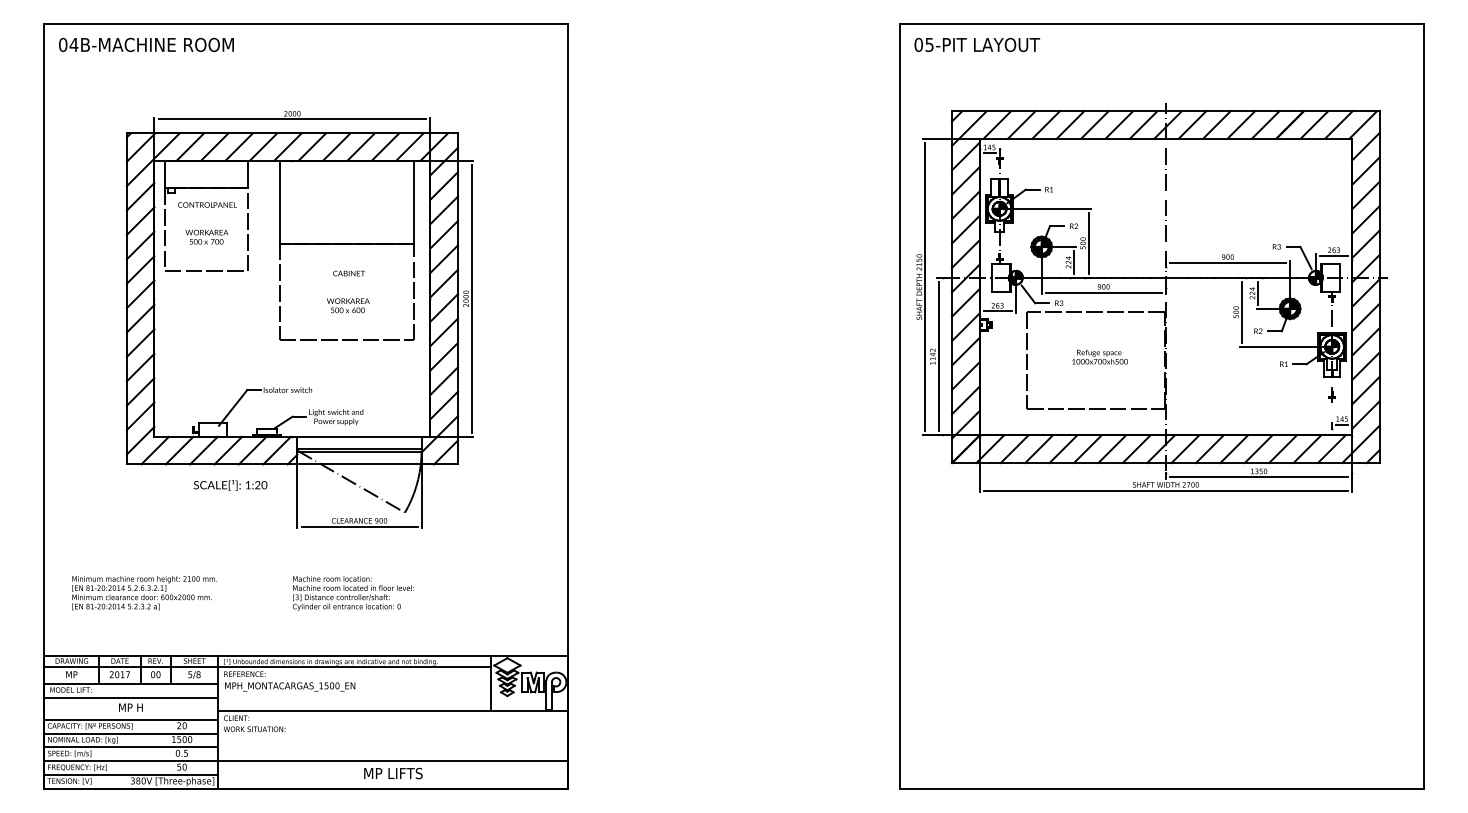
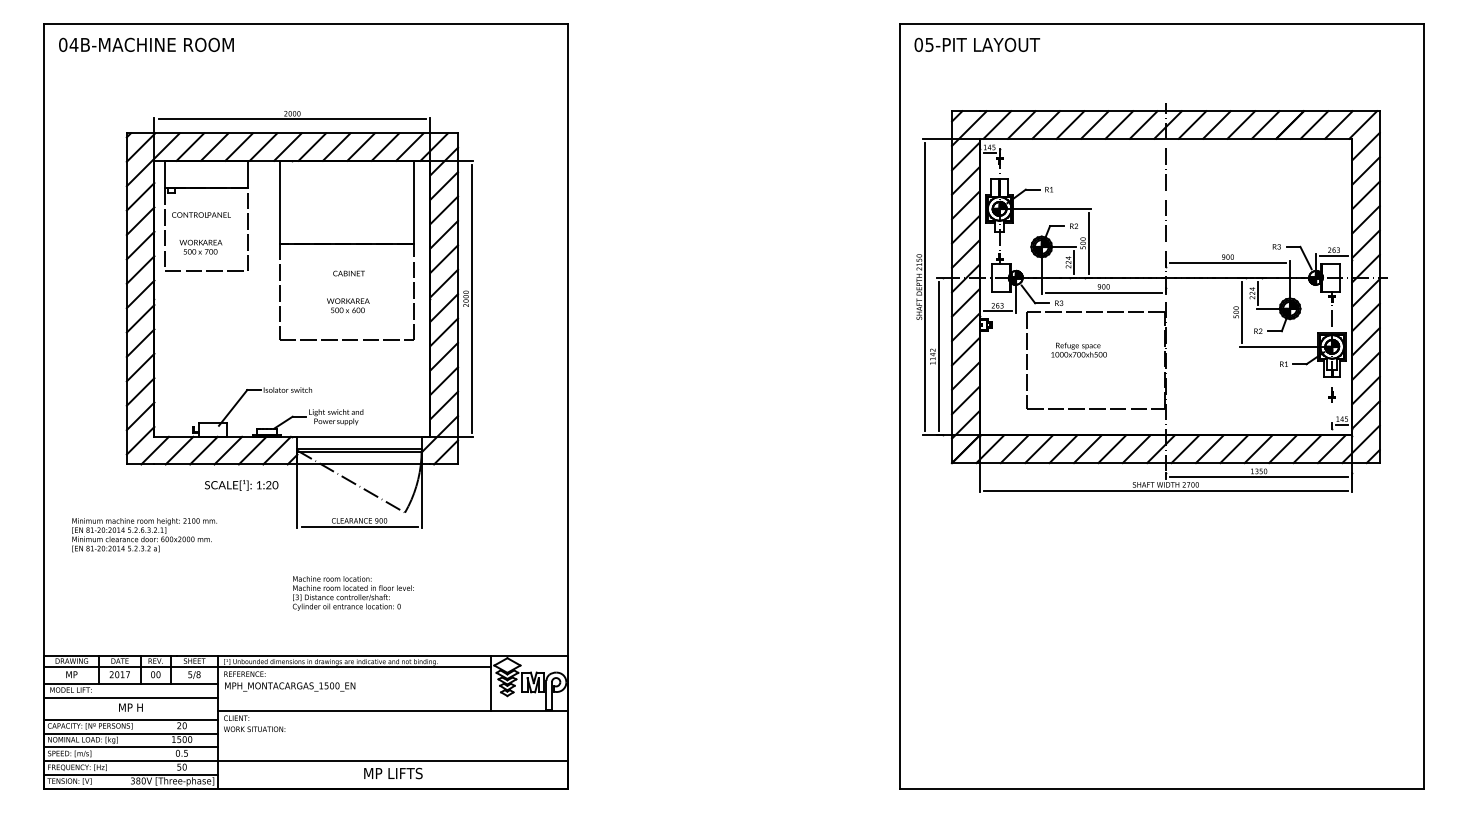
text position: (207, 223) -> (201, 233) (201, 233)
text position: (1099, 356) -> (1078, 349) (1078, 349)
text position: (230, 485) -> (241, 485) (241, 485)
text position: (144, 593) -> (144, 535) (144, 535)
